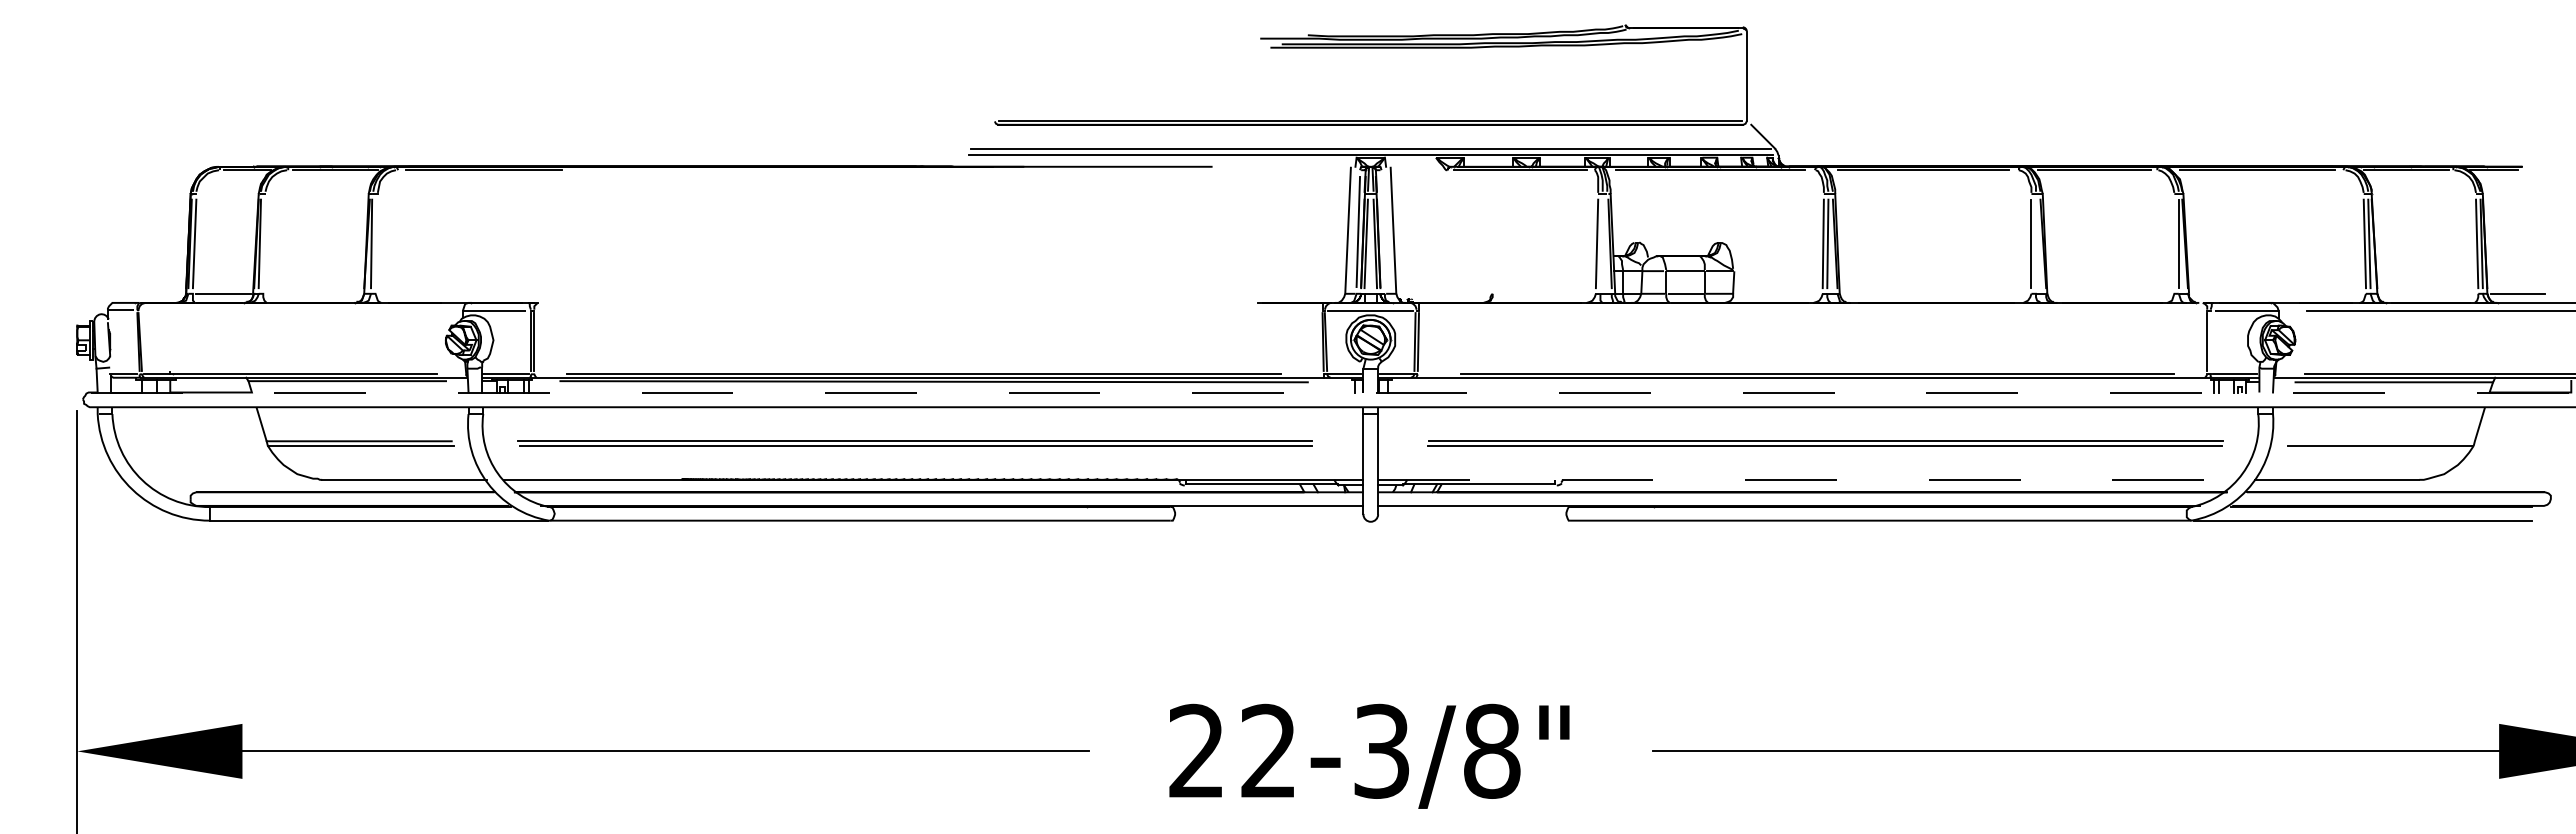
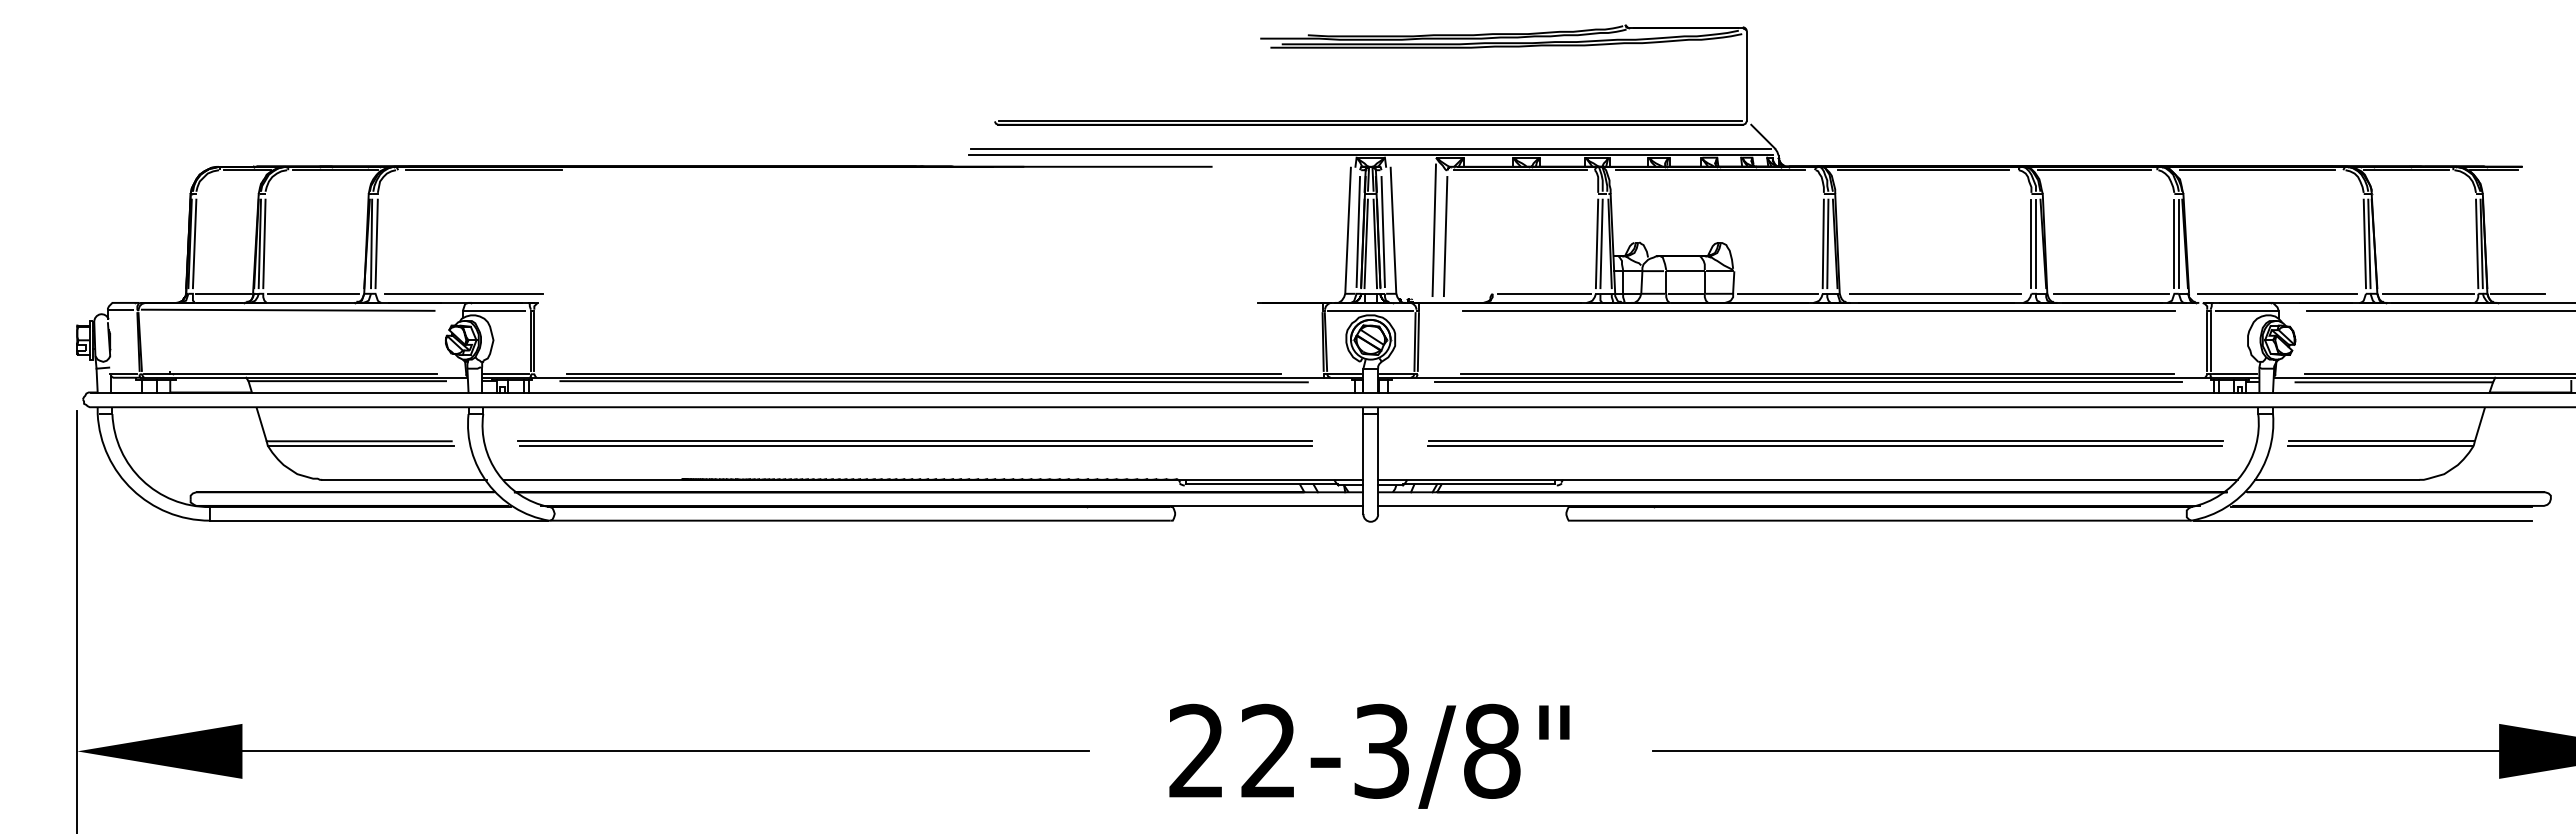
line: none -> present (1434, 230)
line: none -> present (1382, 232)
line: none -> present (1445, 236)
line: none -> present (264, 243)
line: none -> present (376, 243)
line: none -> present (1601, 243)
line: none -> present (2035, 243)
line: none -> present (2174, 243)
line: none -> present (312, 293)
line: none -> present (463, 293)
line: none -> present (1544, 293)
line: none -> present (1777, 293)
line: none -> present (1935, 293)
line: none -> present (2111, 293)
line: none -> present (2277, 293)
line: none -> present (2428, 293)
line: none -> present (287, 309)
line: none -> present (1819, 310)
line: none -> present (2210, 341)
line: none -> present (1808, 382)
line: dashed -> solid (1333, 392)
line: none -> present (2380, 441)
line: dashed -> solid (1808, 479)
